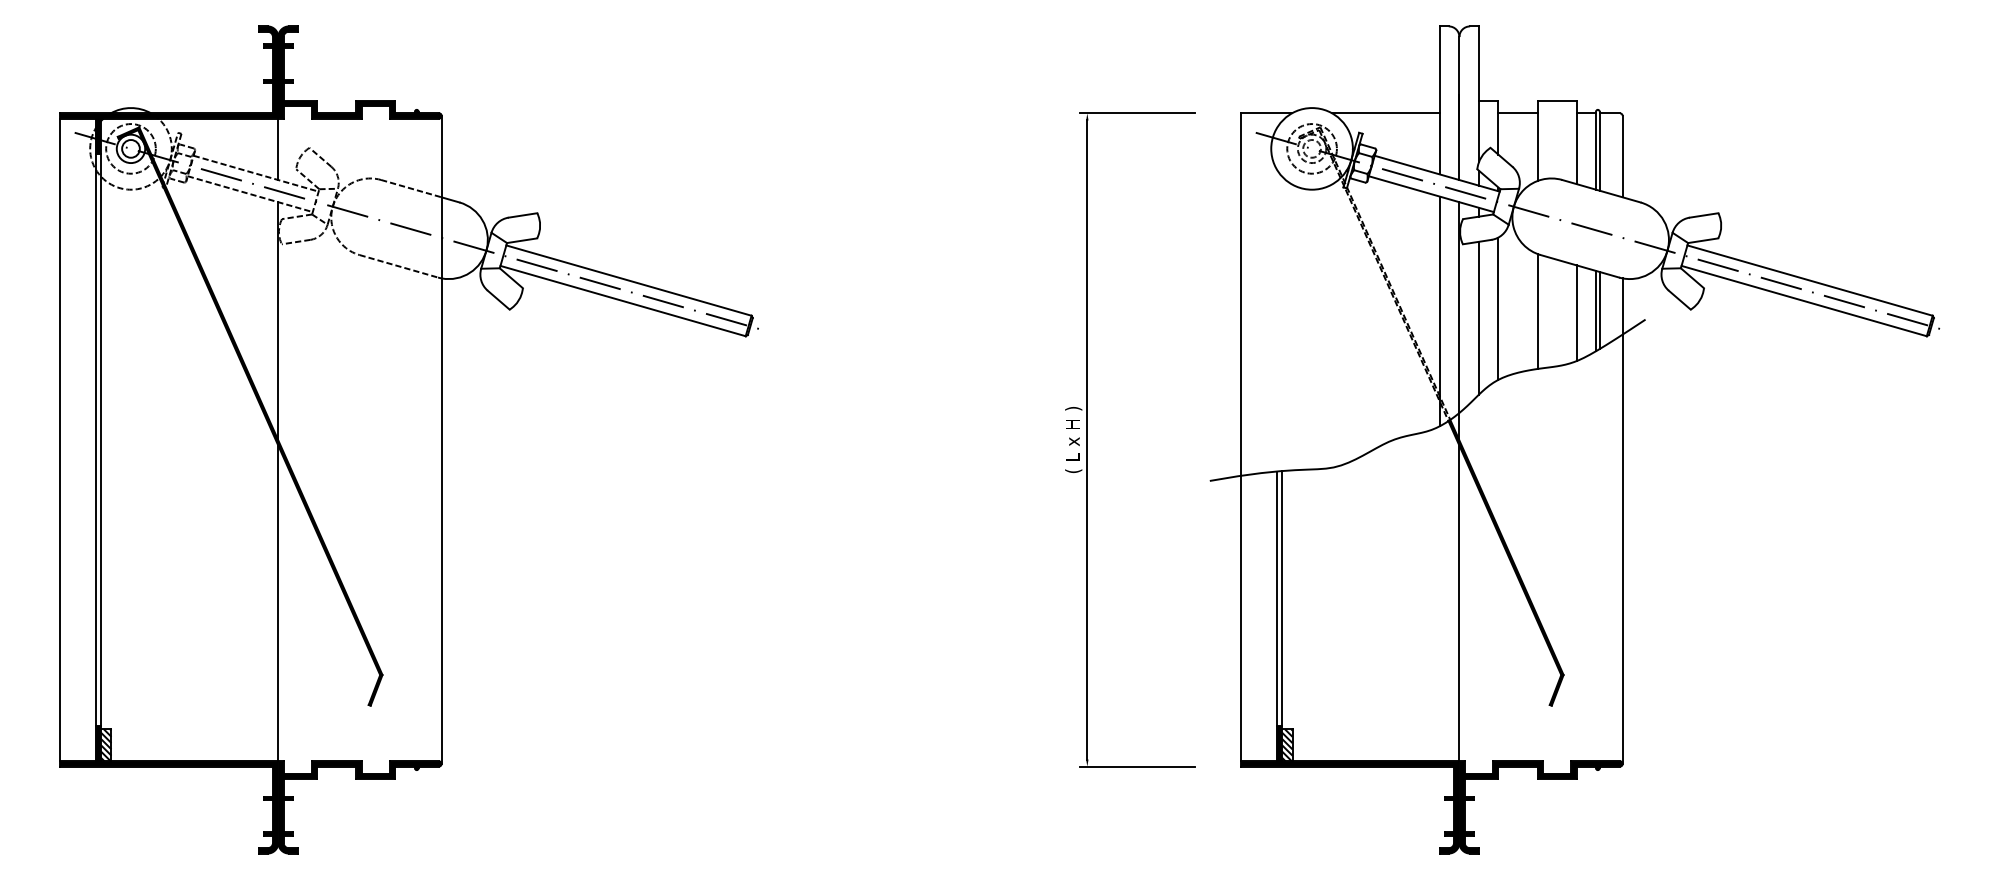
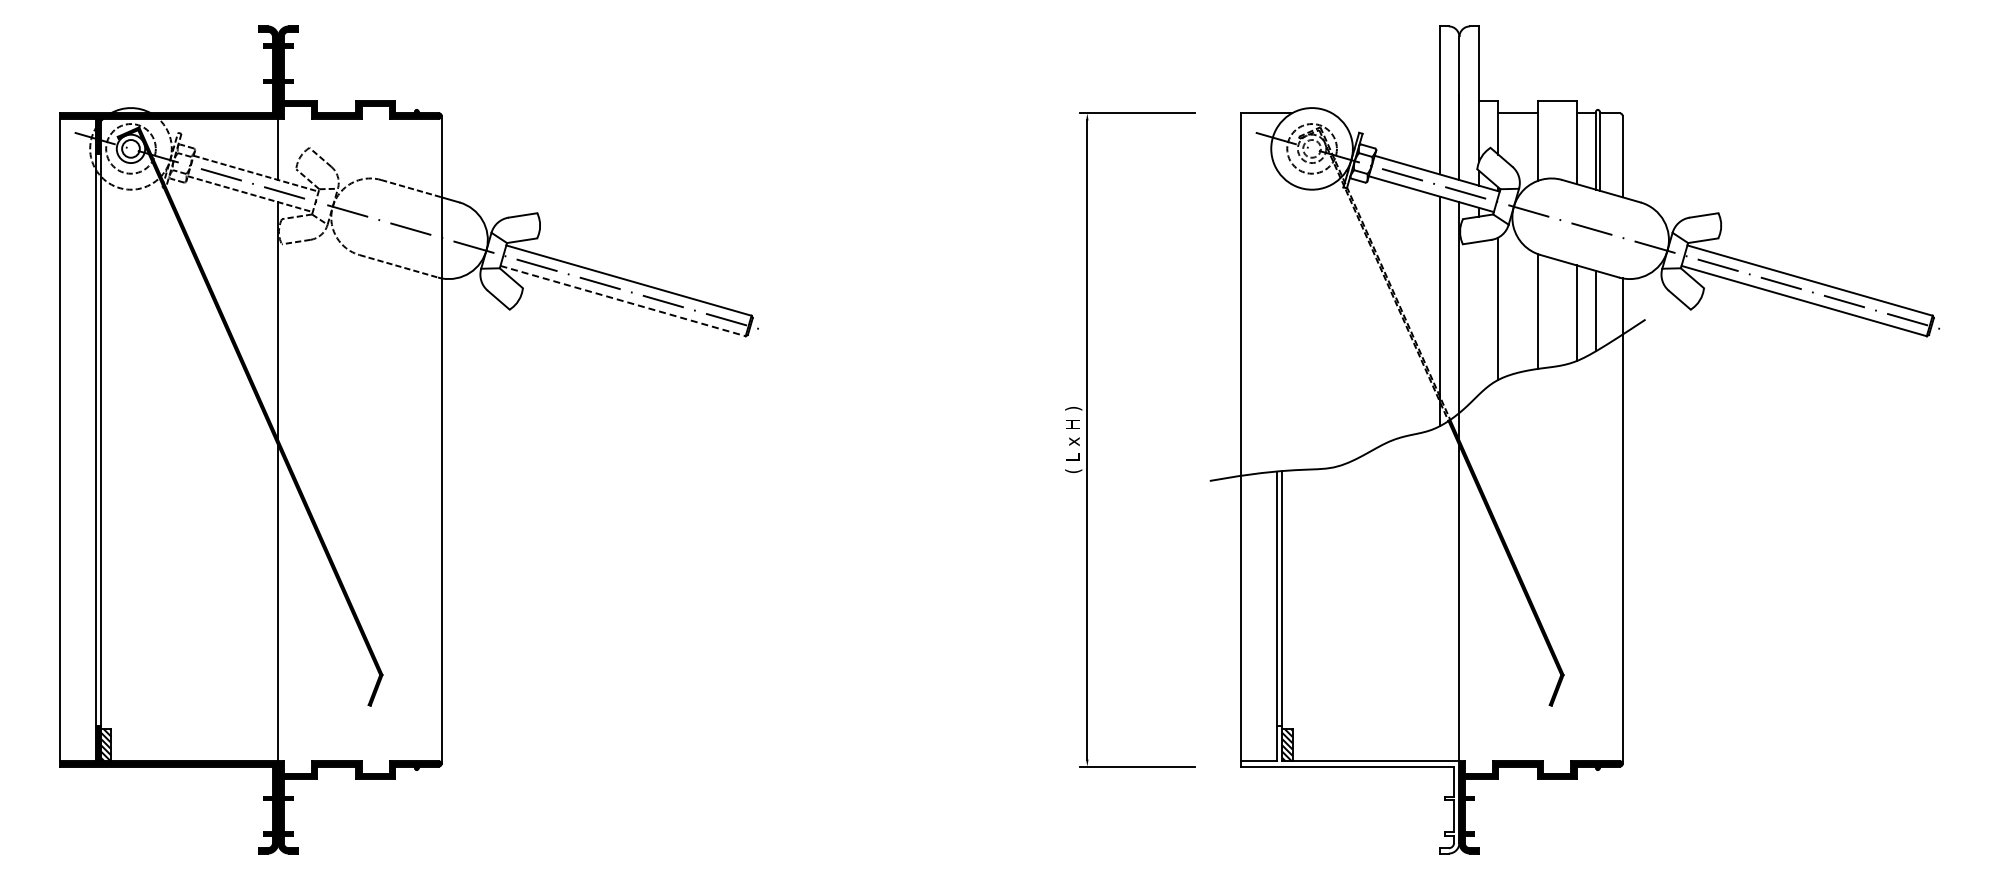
line: present -> none (1385, 113)
line: solid -> dashed (623, 301)
line: present -> none (1599, 310)
line: present -> none (1478, 317)
fill: present -> none (1350, 789)
